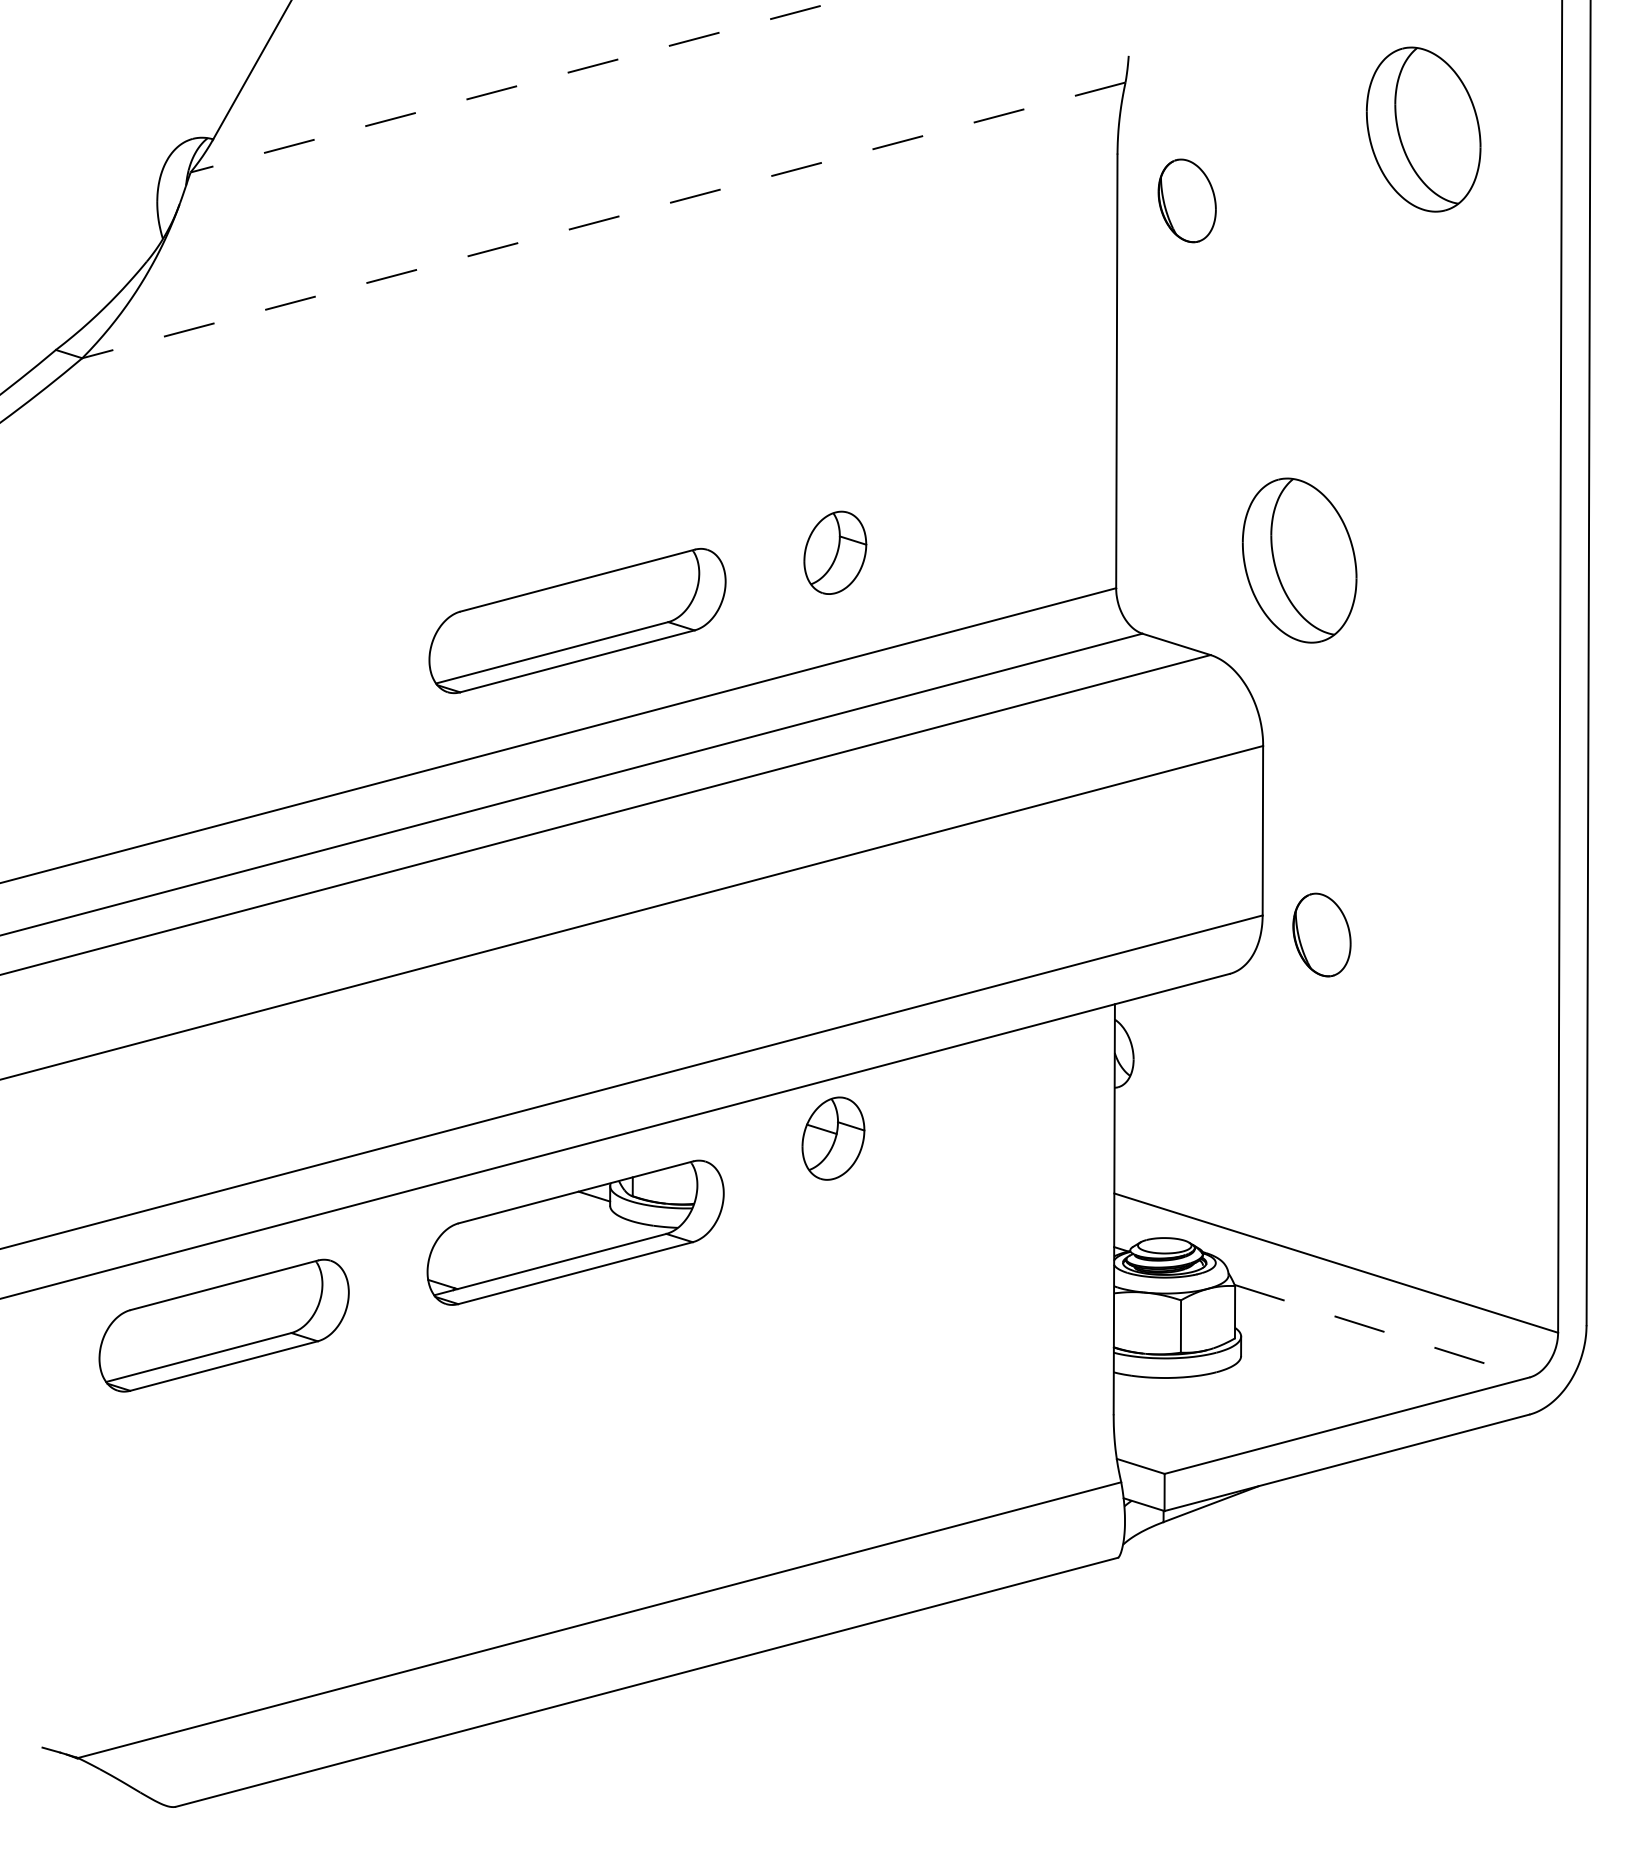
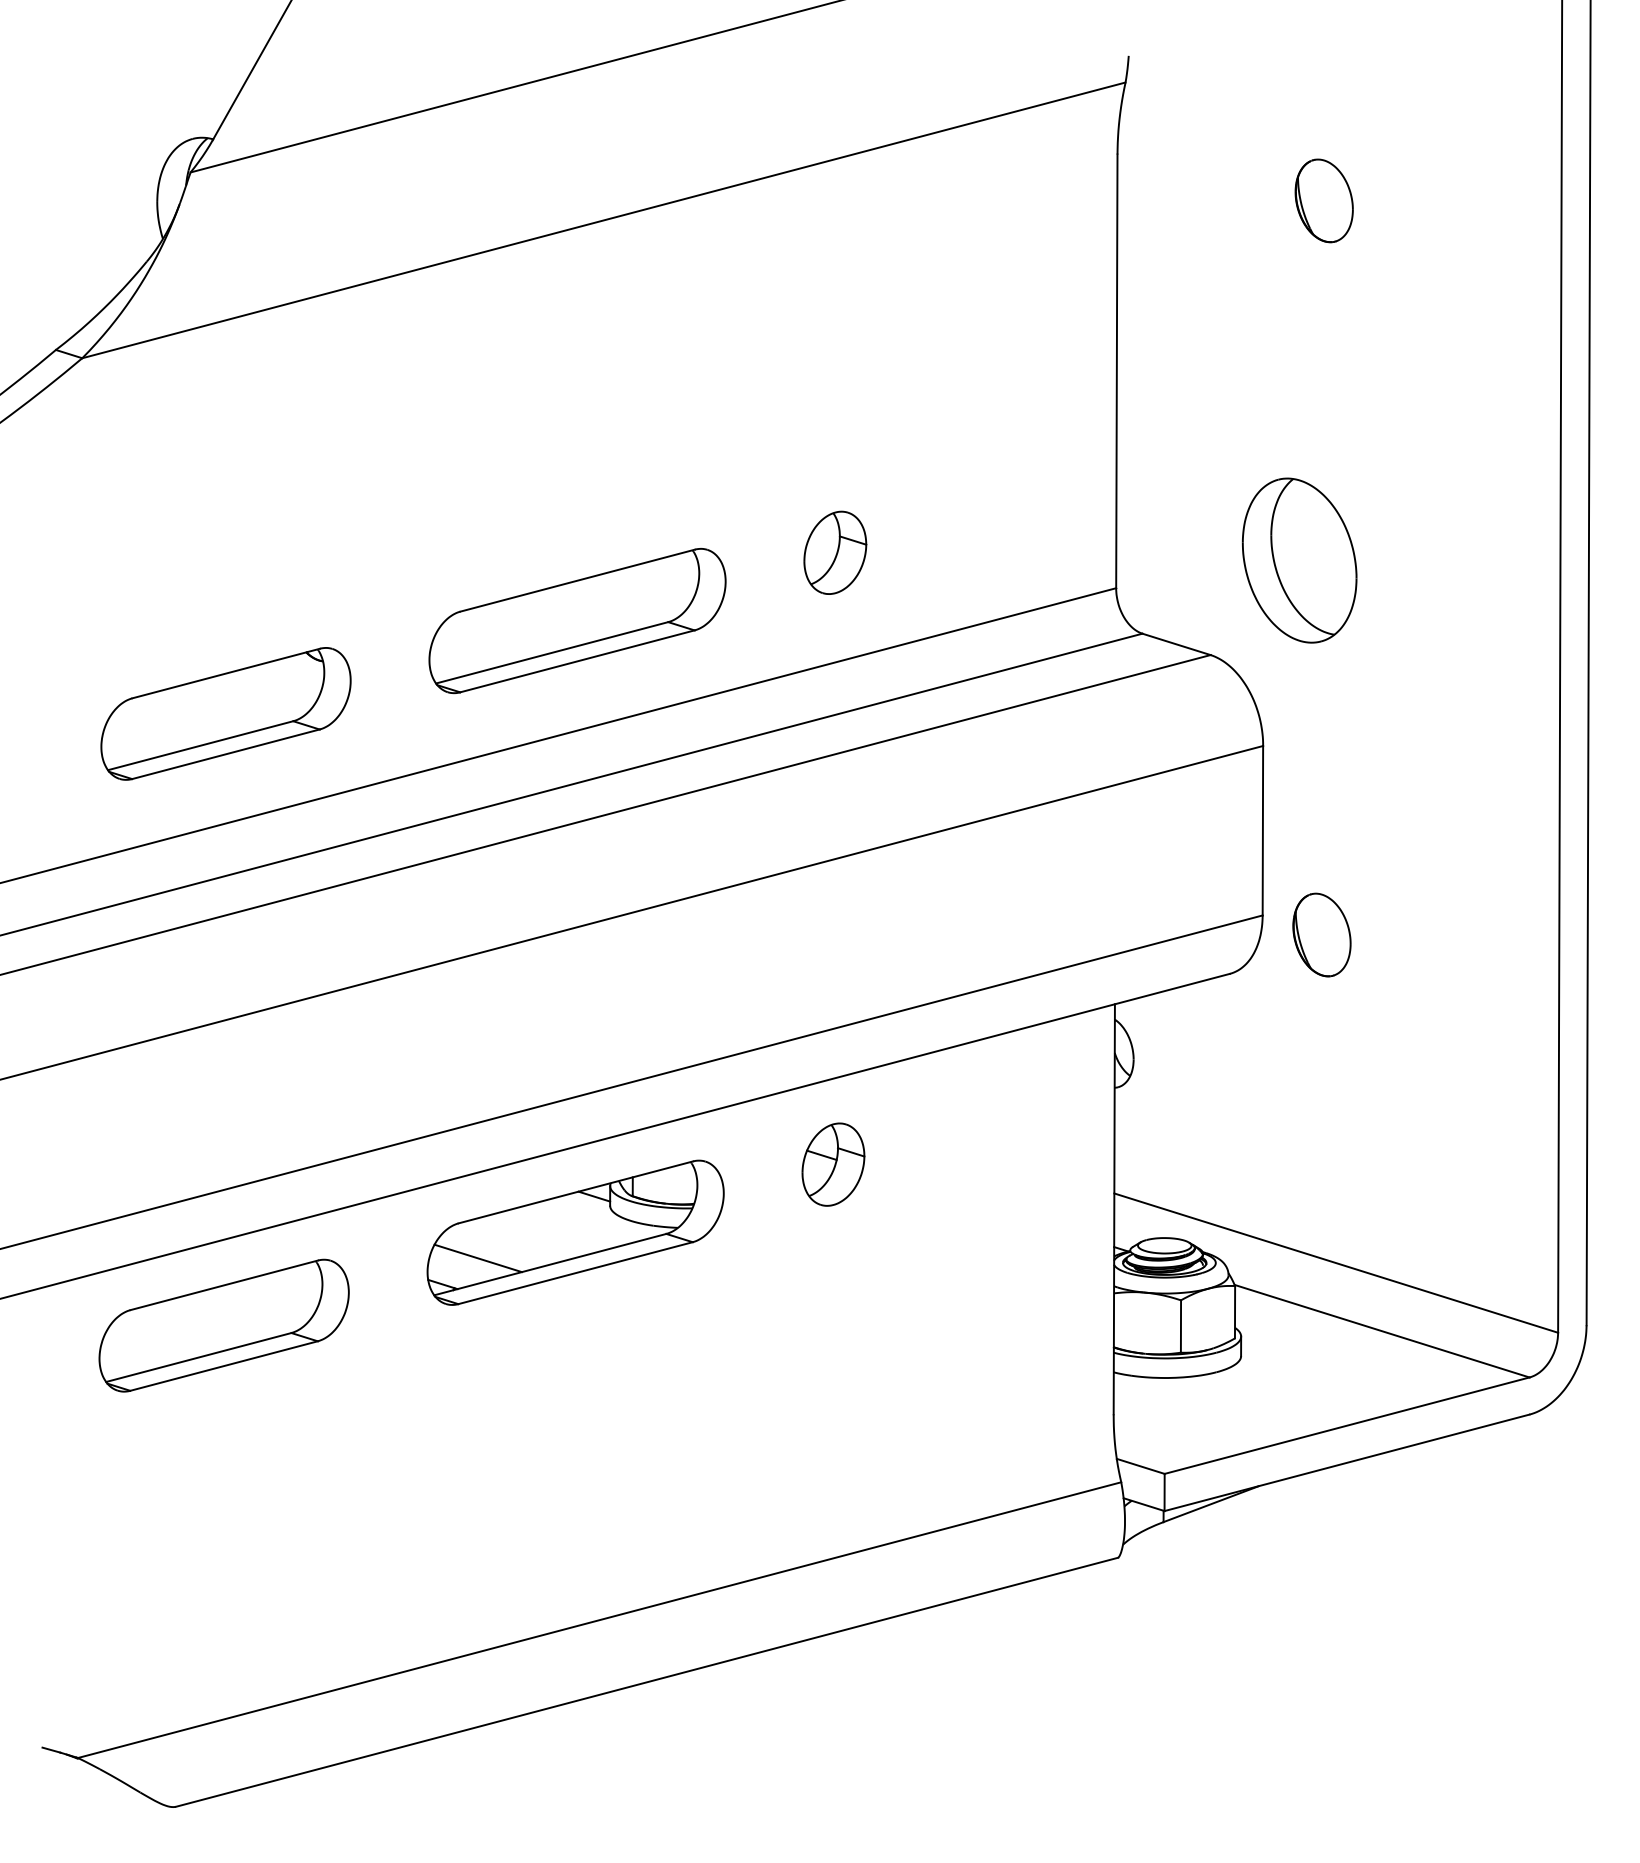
line: dashed -> solid (516, 86)
part: present -> none (1423, 129)
part position: (1186, 200) -> (1323, 200) (1323, 200)
line: dashed -> solid (603, 220)
part: none -> present (225, 713)
part position: (833, 1138) -> (833, 1164) (833, 1164)
line: none -> present (477, 1258)
line: dashed -> solid (1382, 1331)
